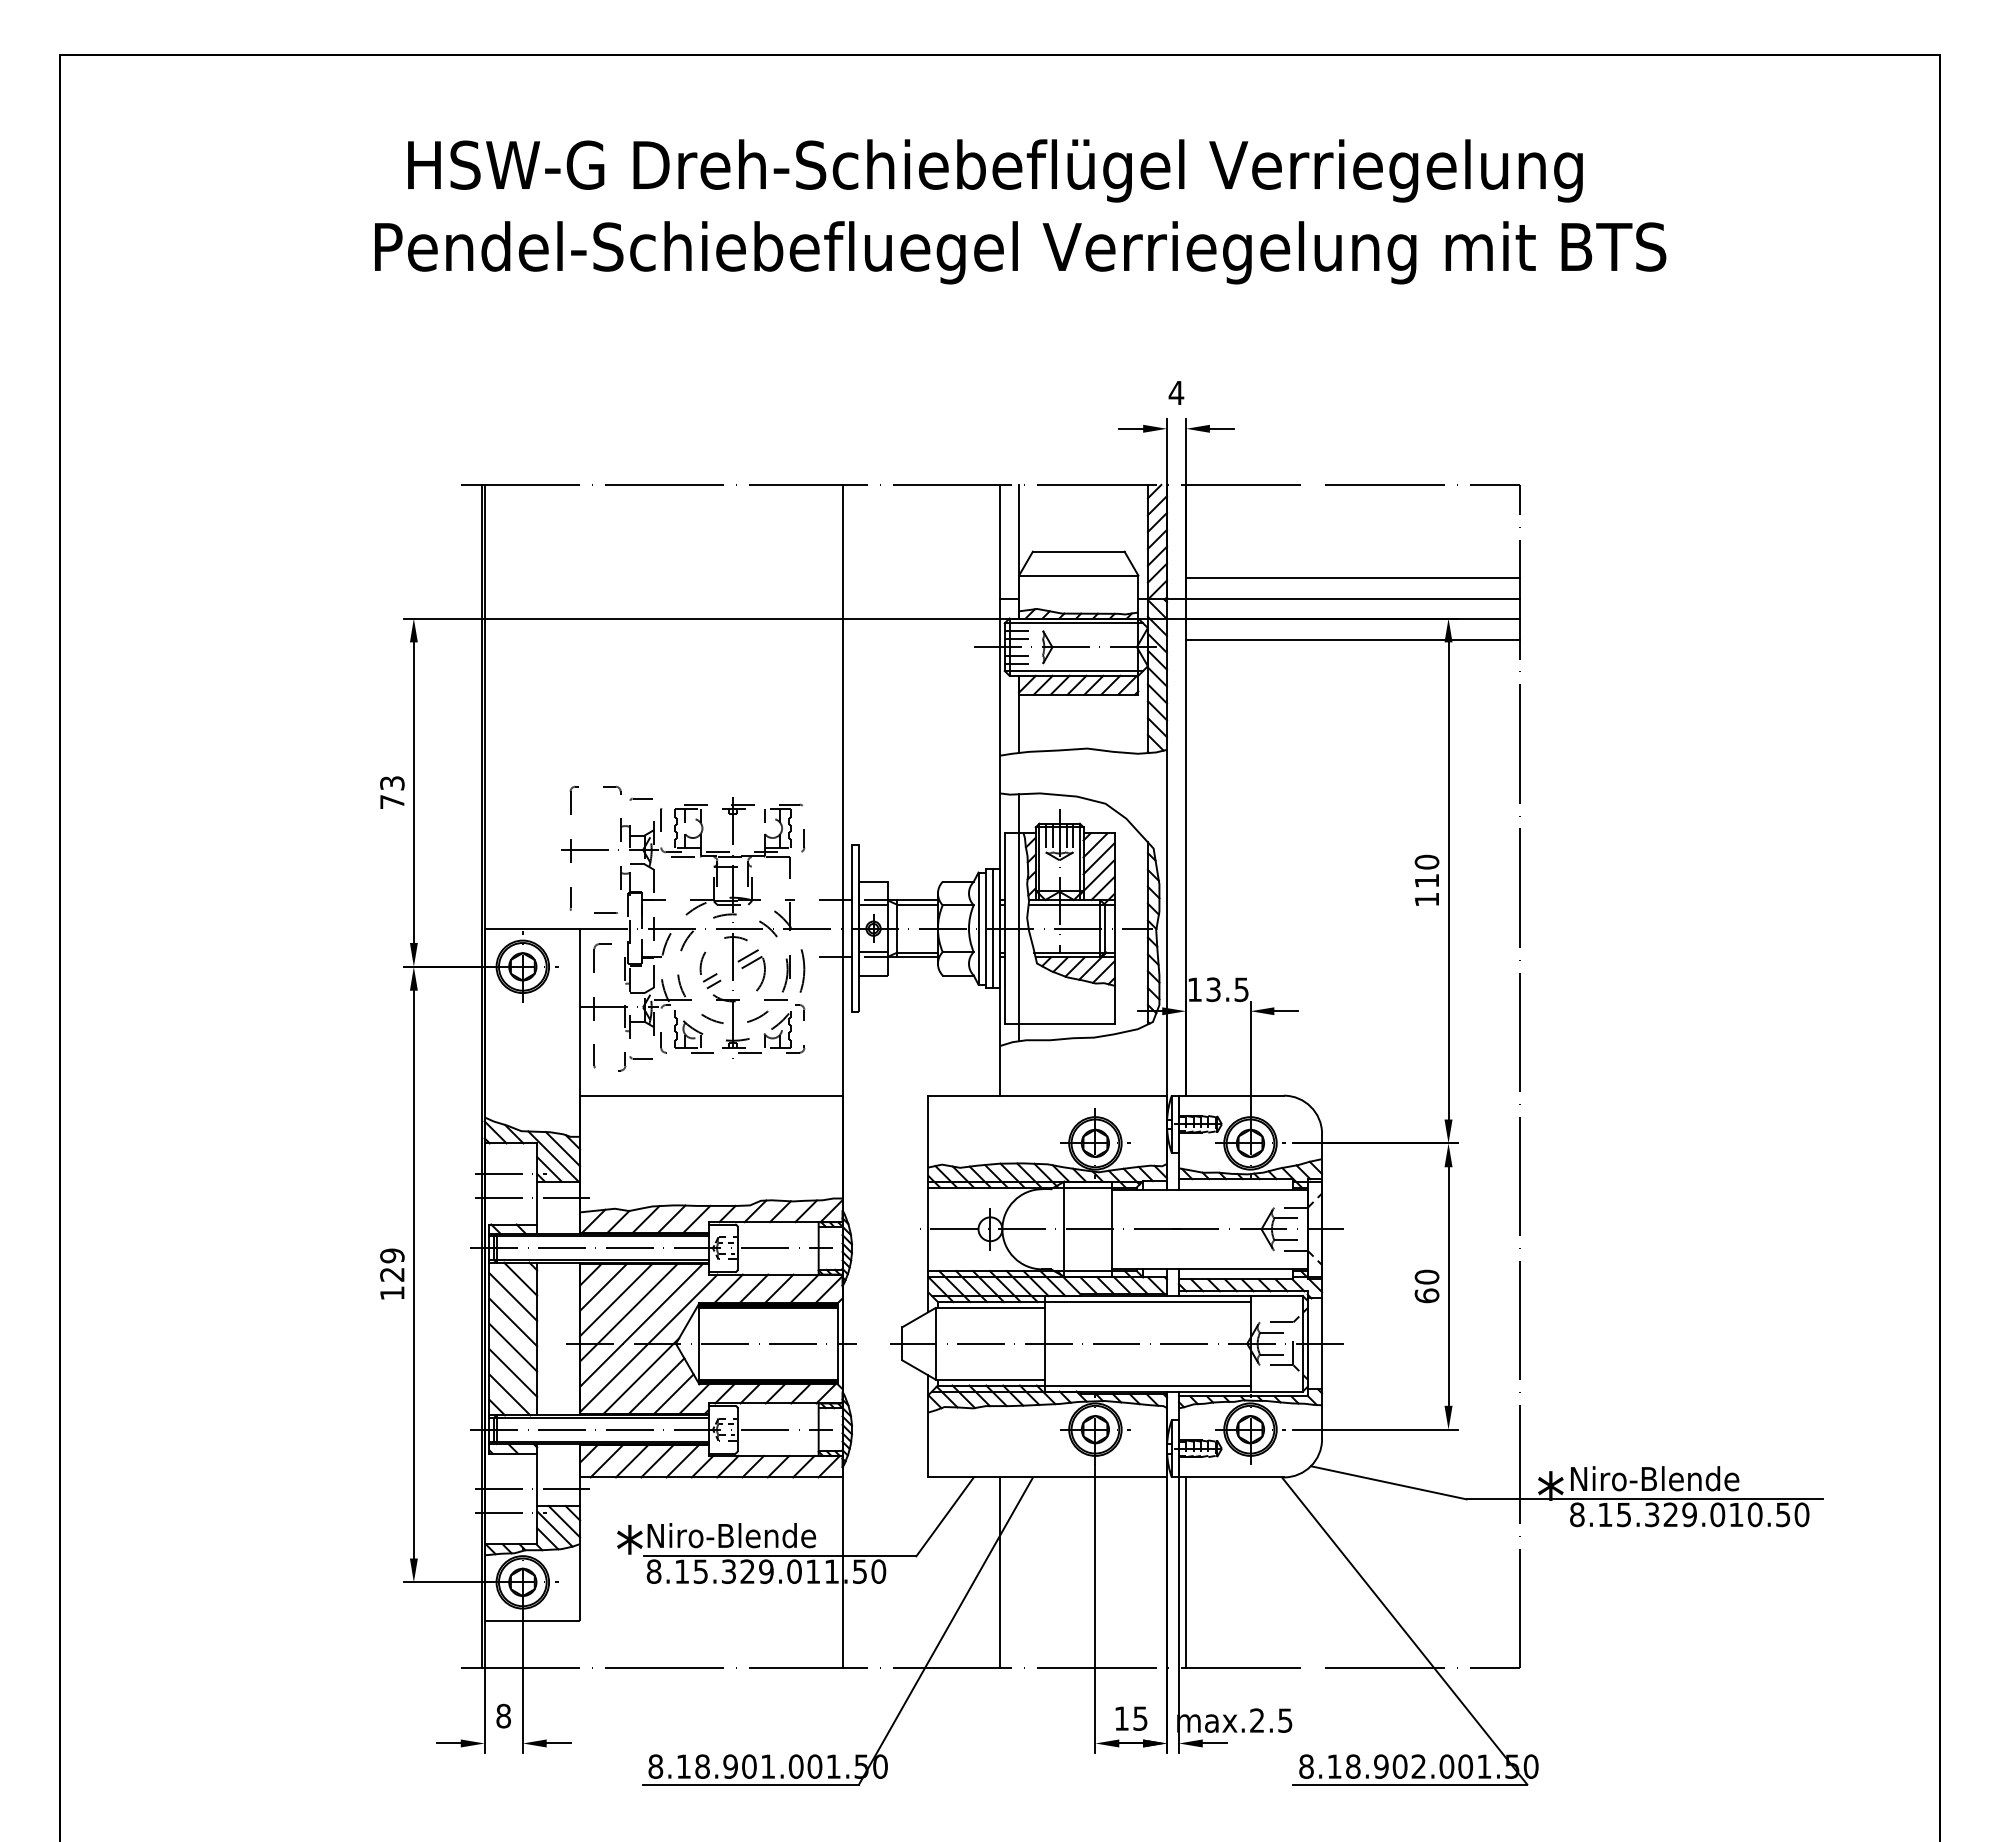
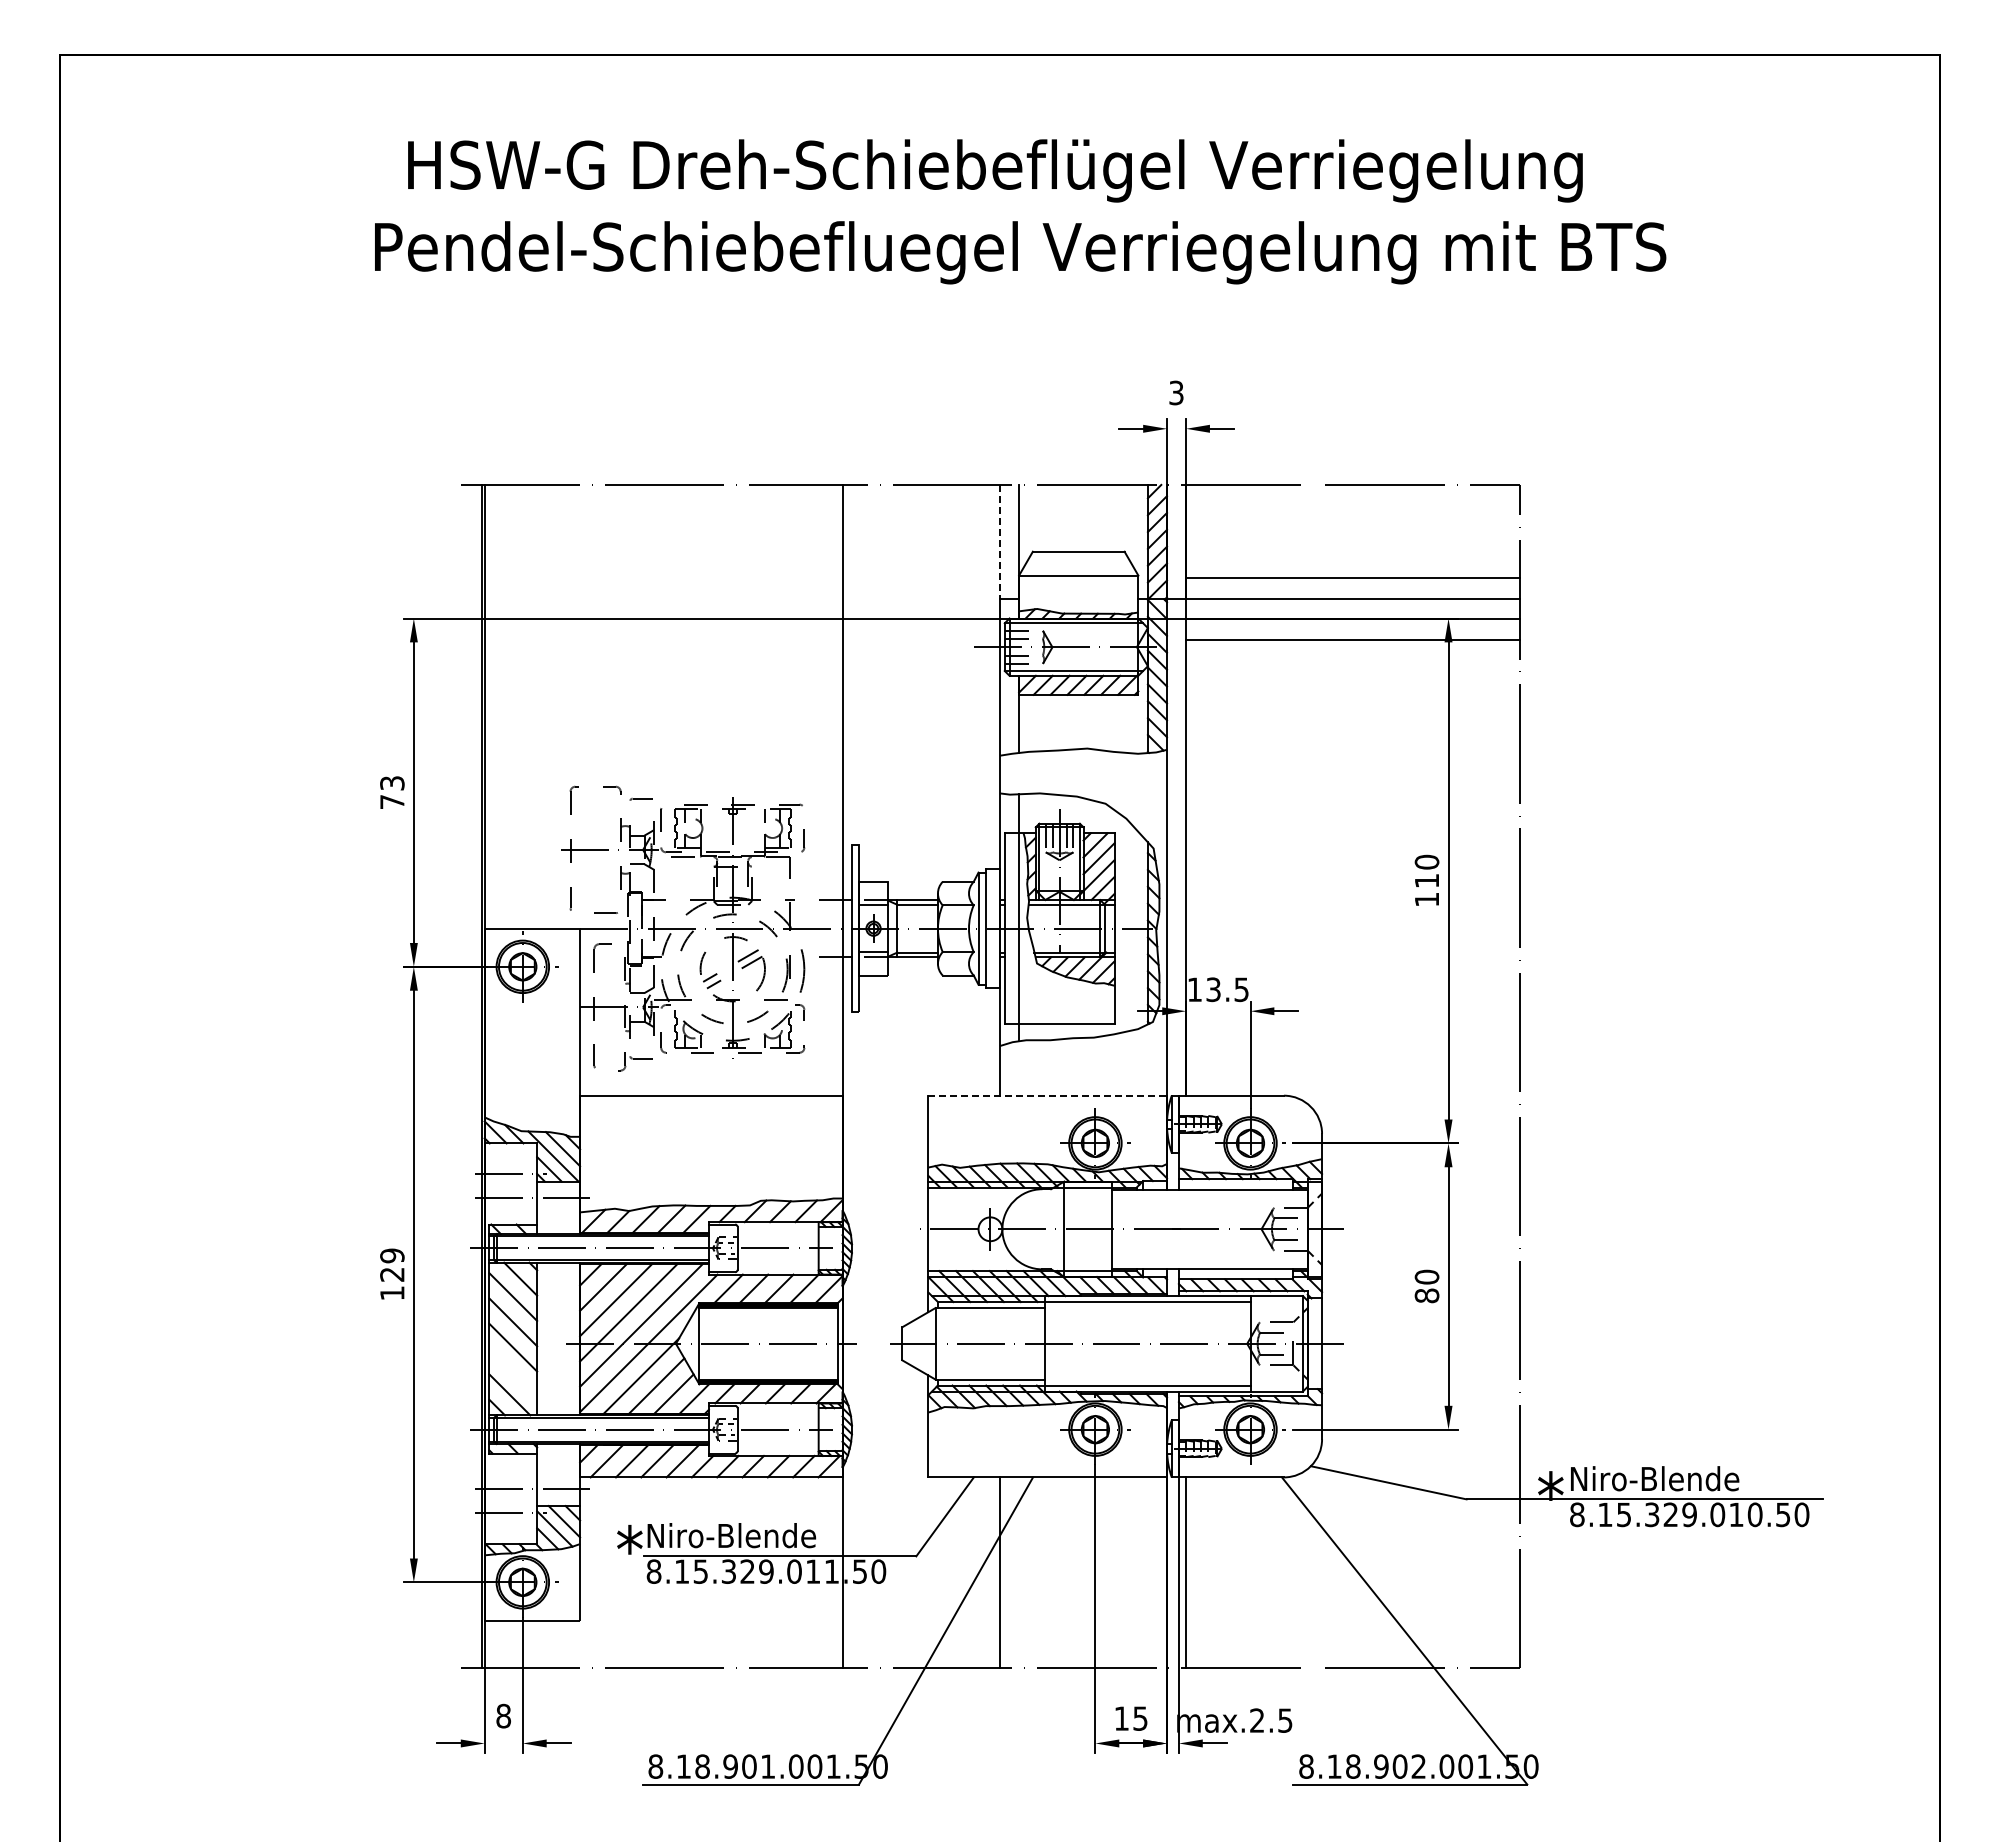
text: 4 -> 3 (1176, 392)
line: solid -> dashed (1000, 542)
line: present -> none (992, 928)
line: solid -> dashed (1048, 1095)
text: 60 -> 80 (1426, 1295)
line: present -> none (513, 1372)
